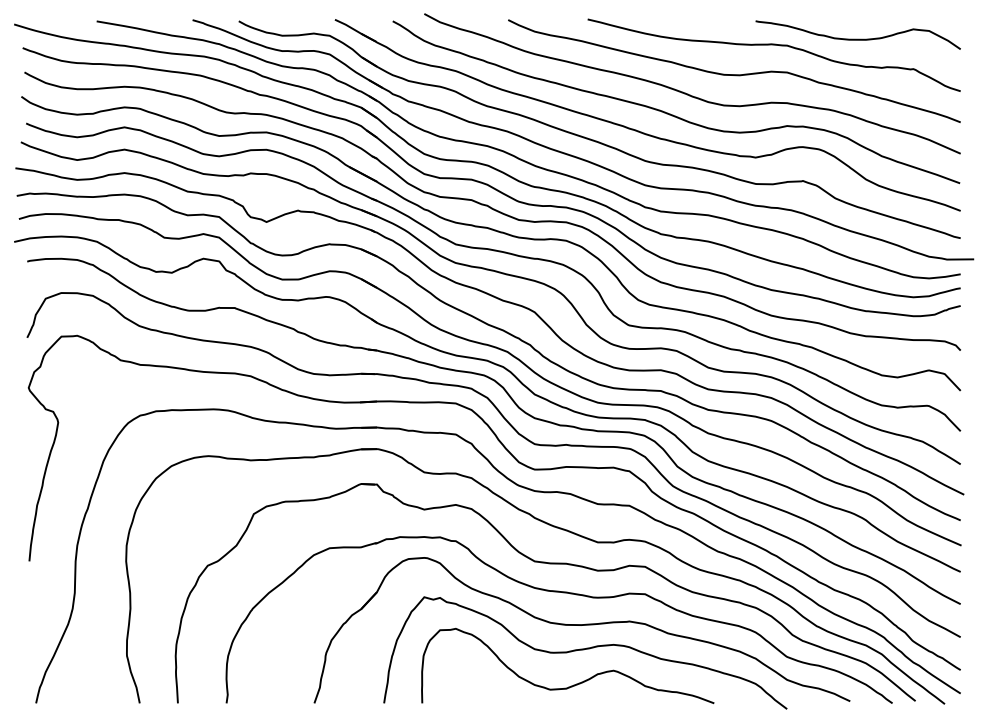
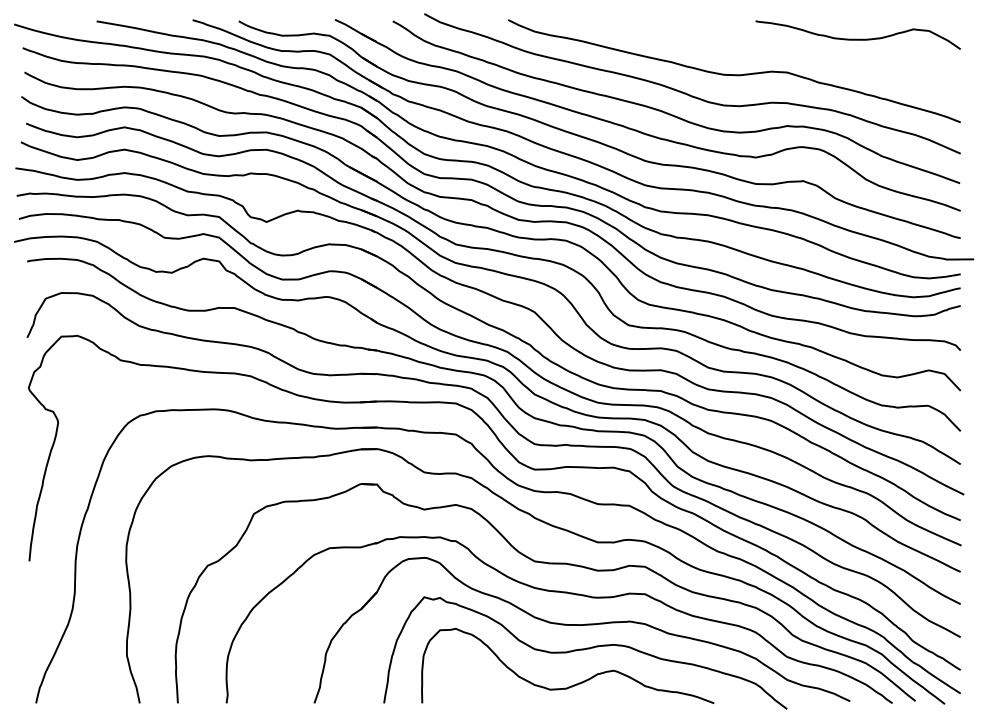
curve: present -> none (773, 45)
